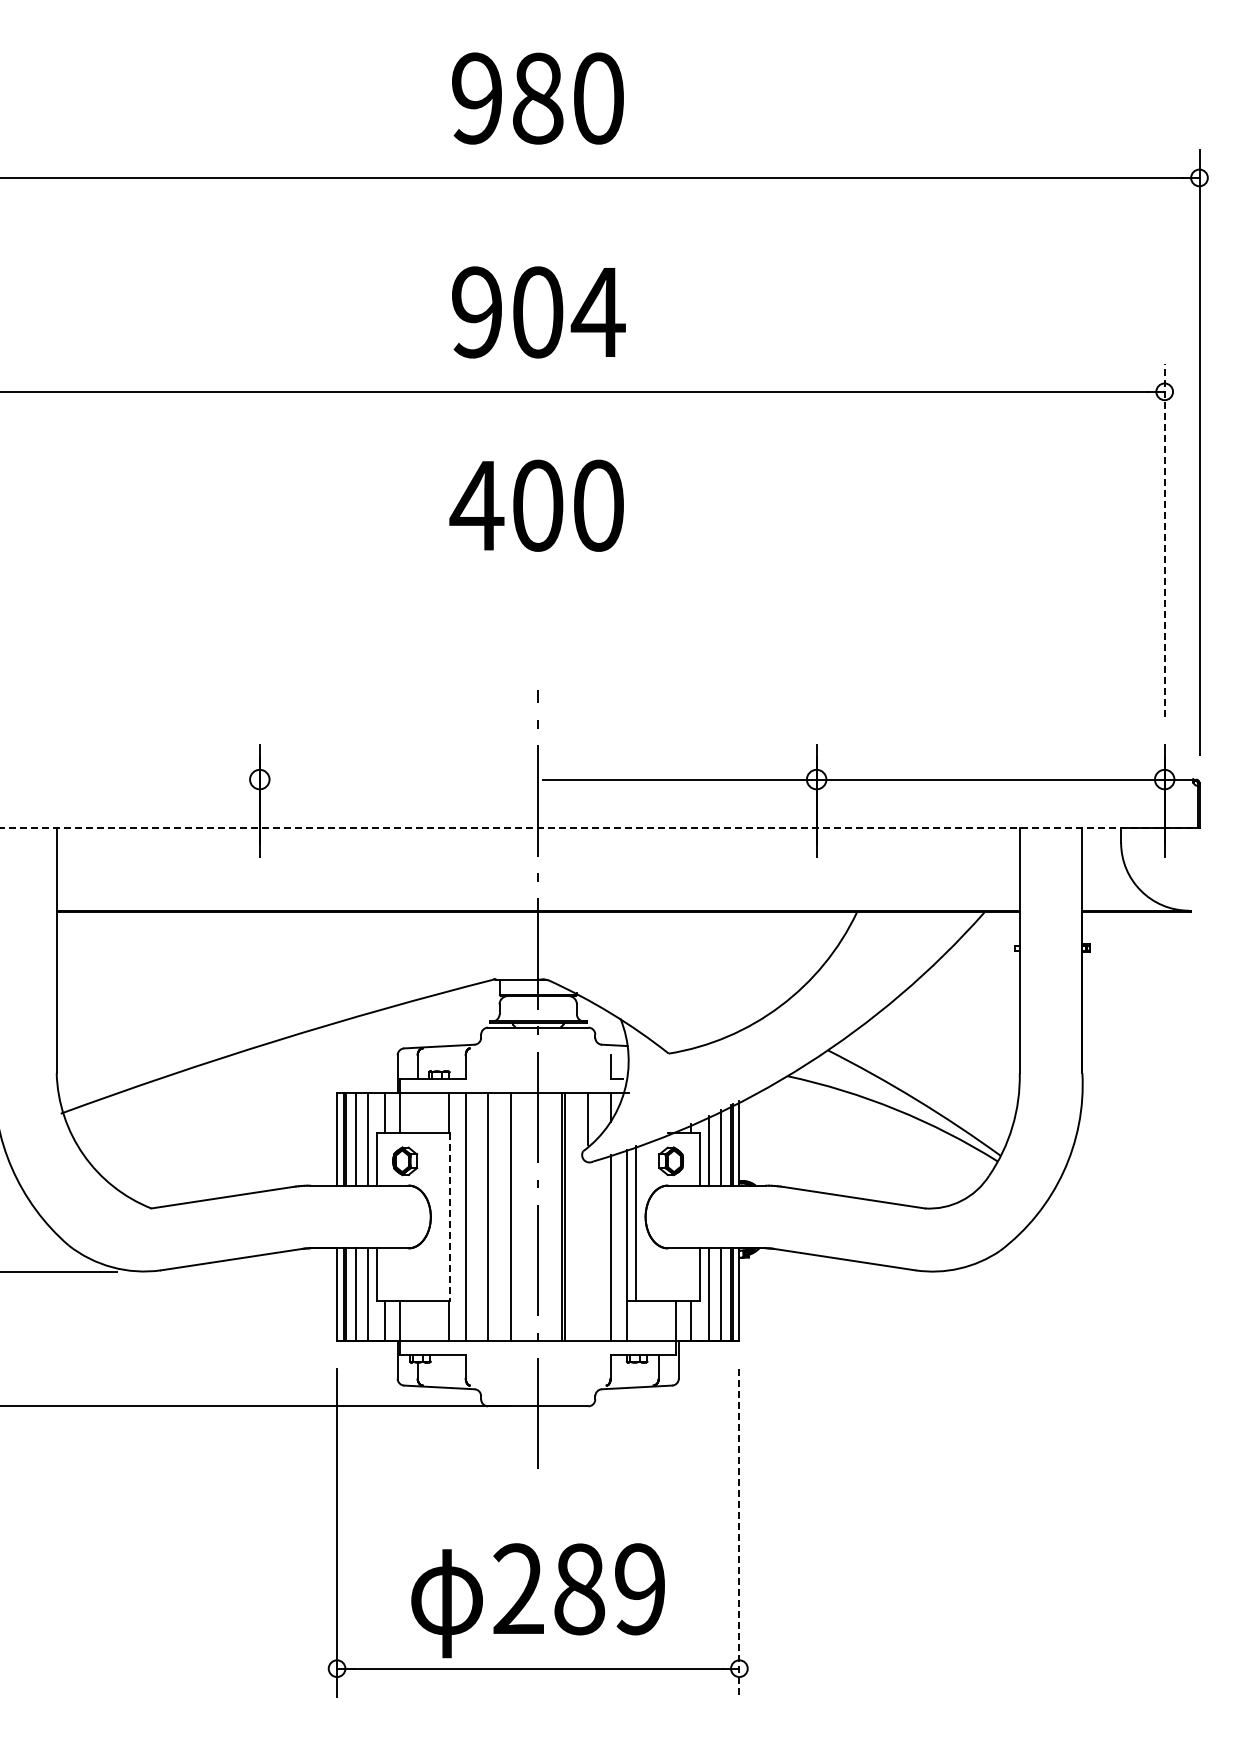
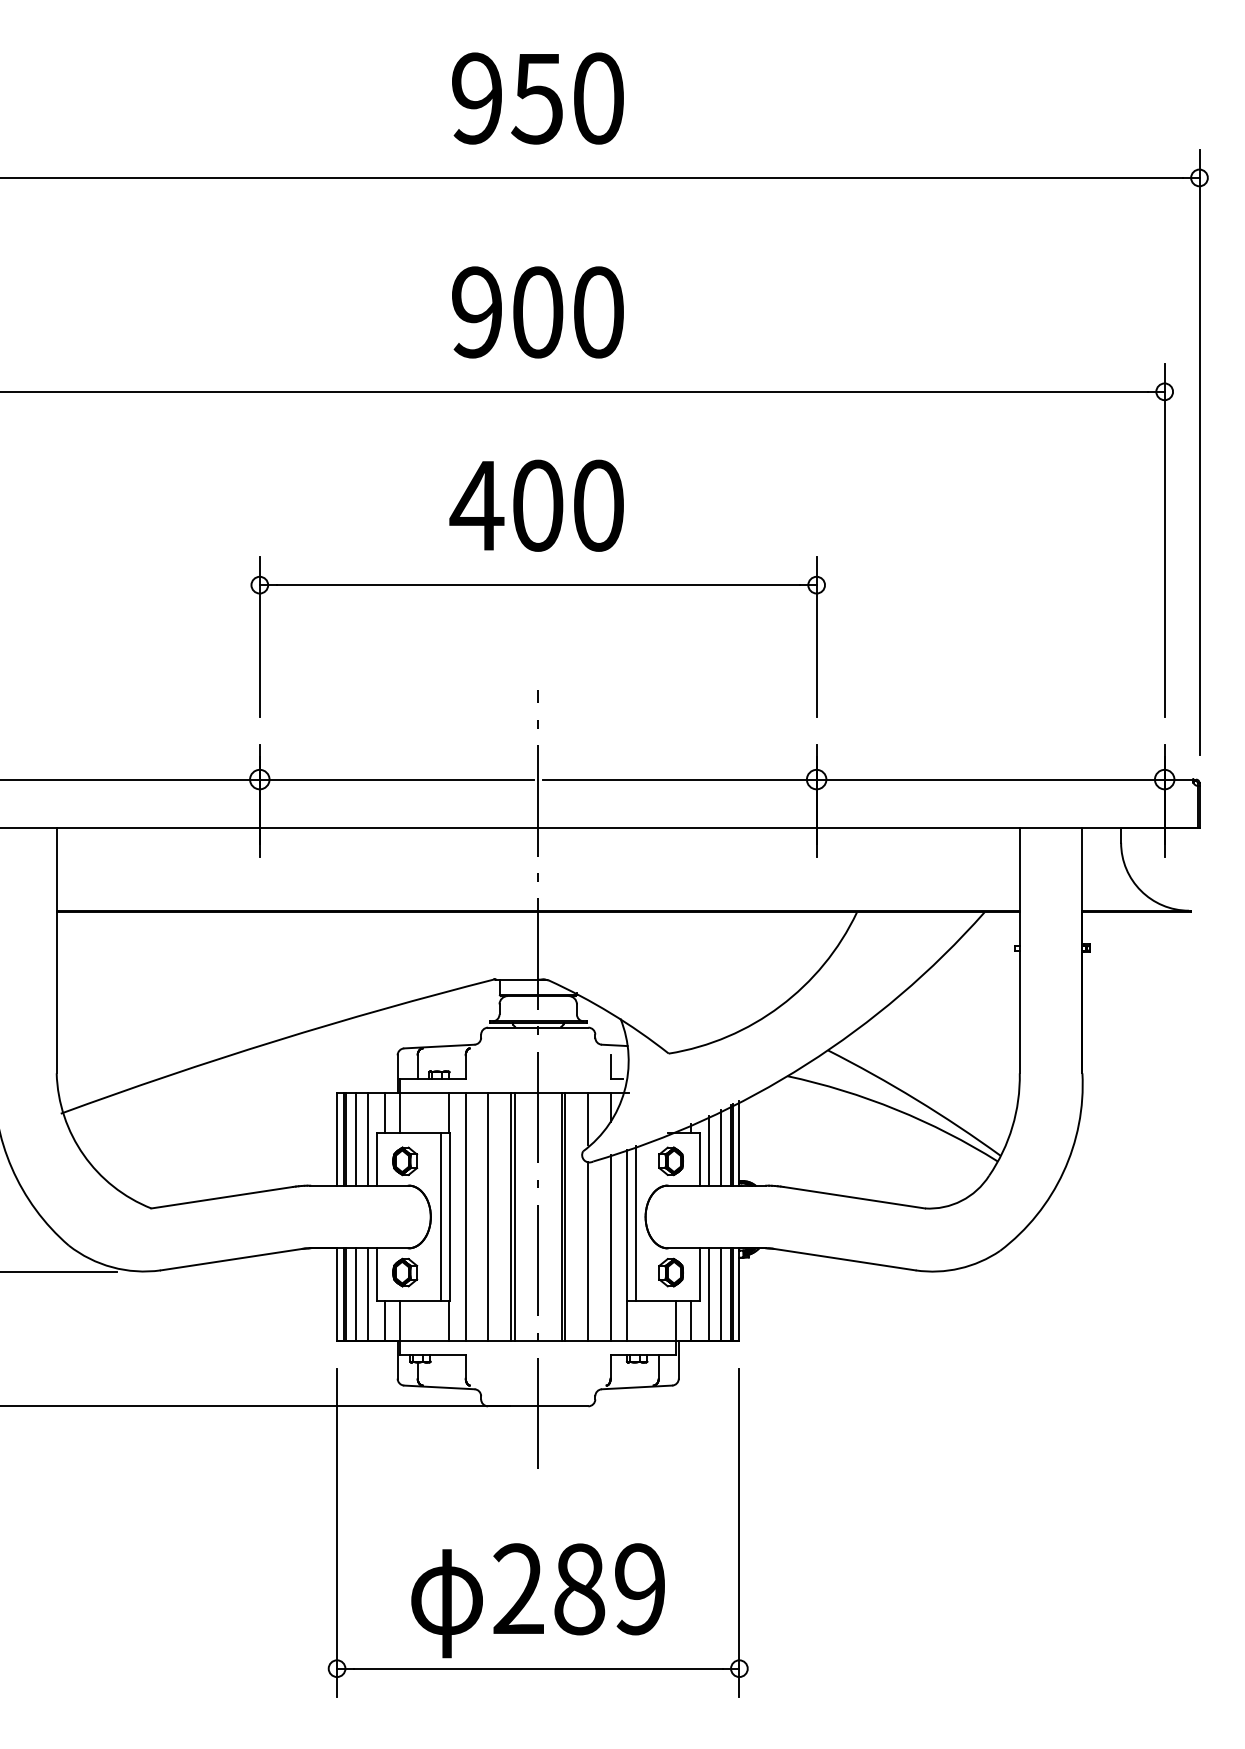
text: 980 -> 950 (537, 98)
text: 904 -> 900 (597, 312)
line: dashed -> solid (1164, 540)
part: none -> present (537, 585)
line: none -> present (267, 779)
line: dashed -> solid (600, 828)
line: none -> present (440, 1216)
line: none -> present (514, 1216)
line: dashed -> solid (449, 1217)
line: none -> present (588, 1251)
part: none -> present (405, 1272)
part: none -> present (670, 1272)
line: dashed -> solid (739, 1532)
